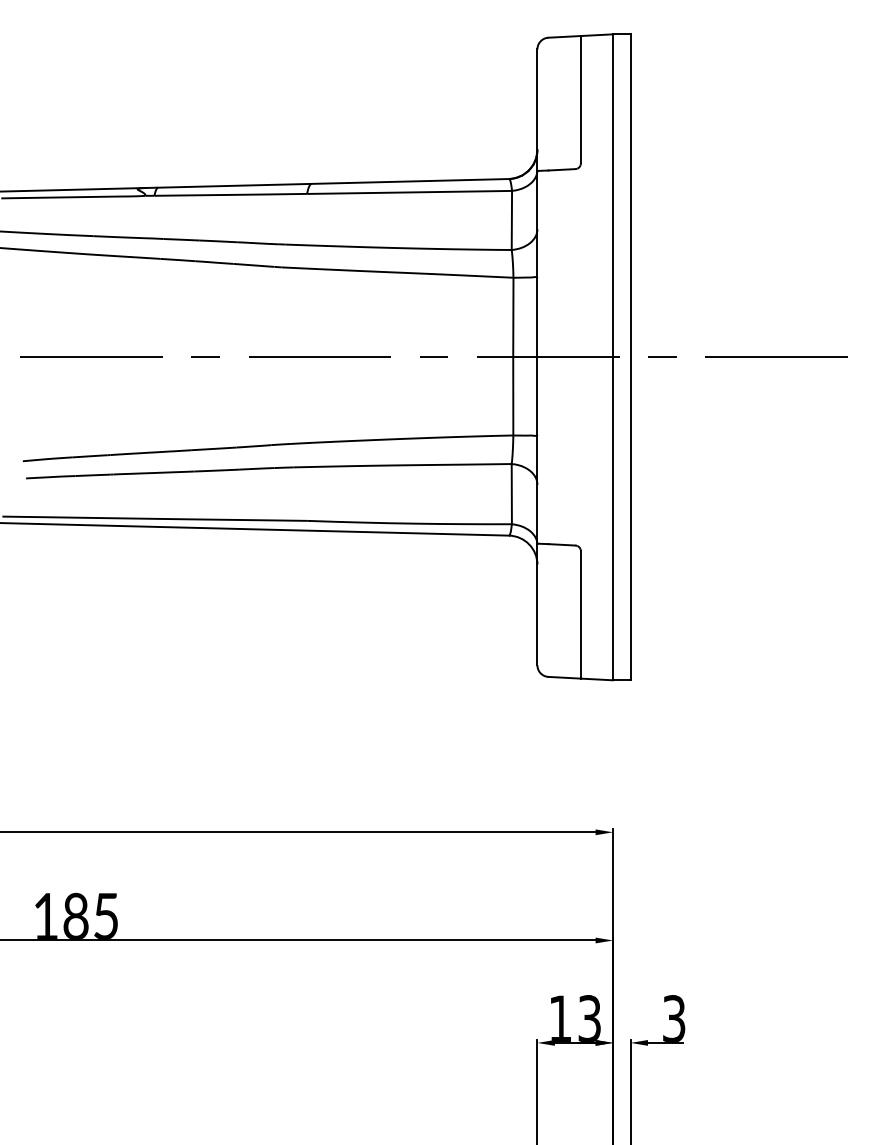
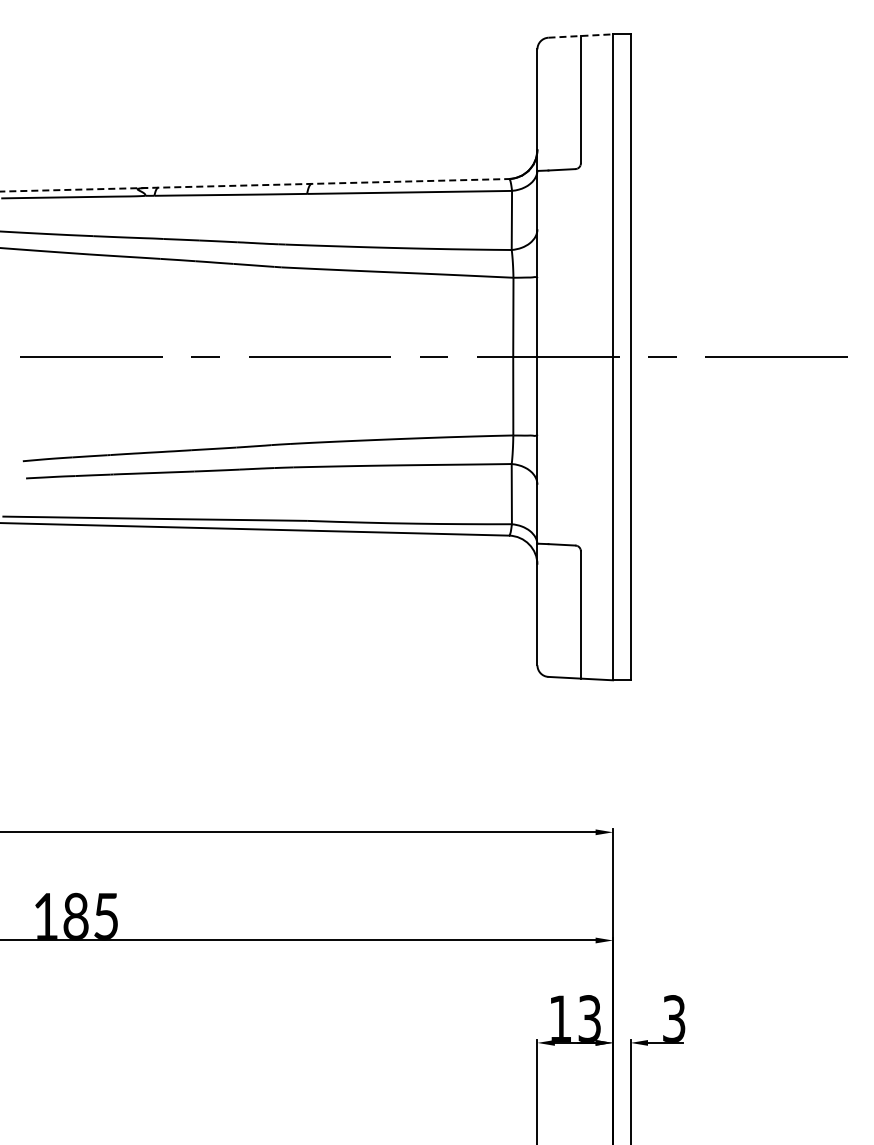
line: solid -> dashed (581, 36)
line: solid -> dashed (255, 185)
